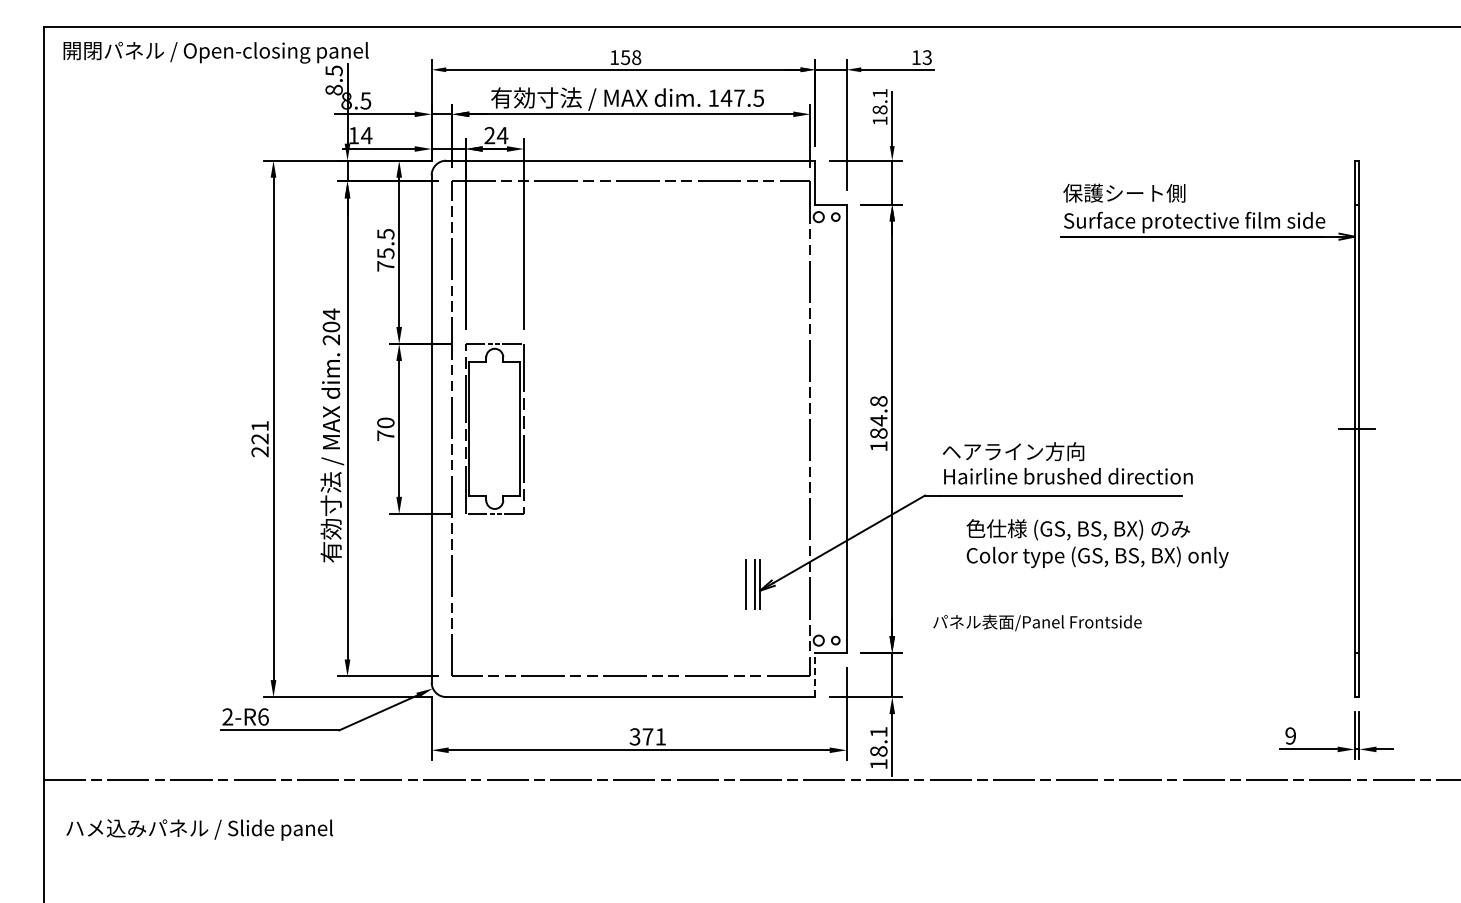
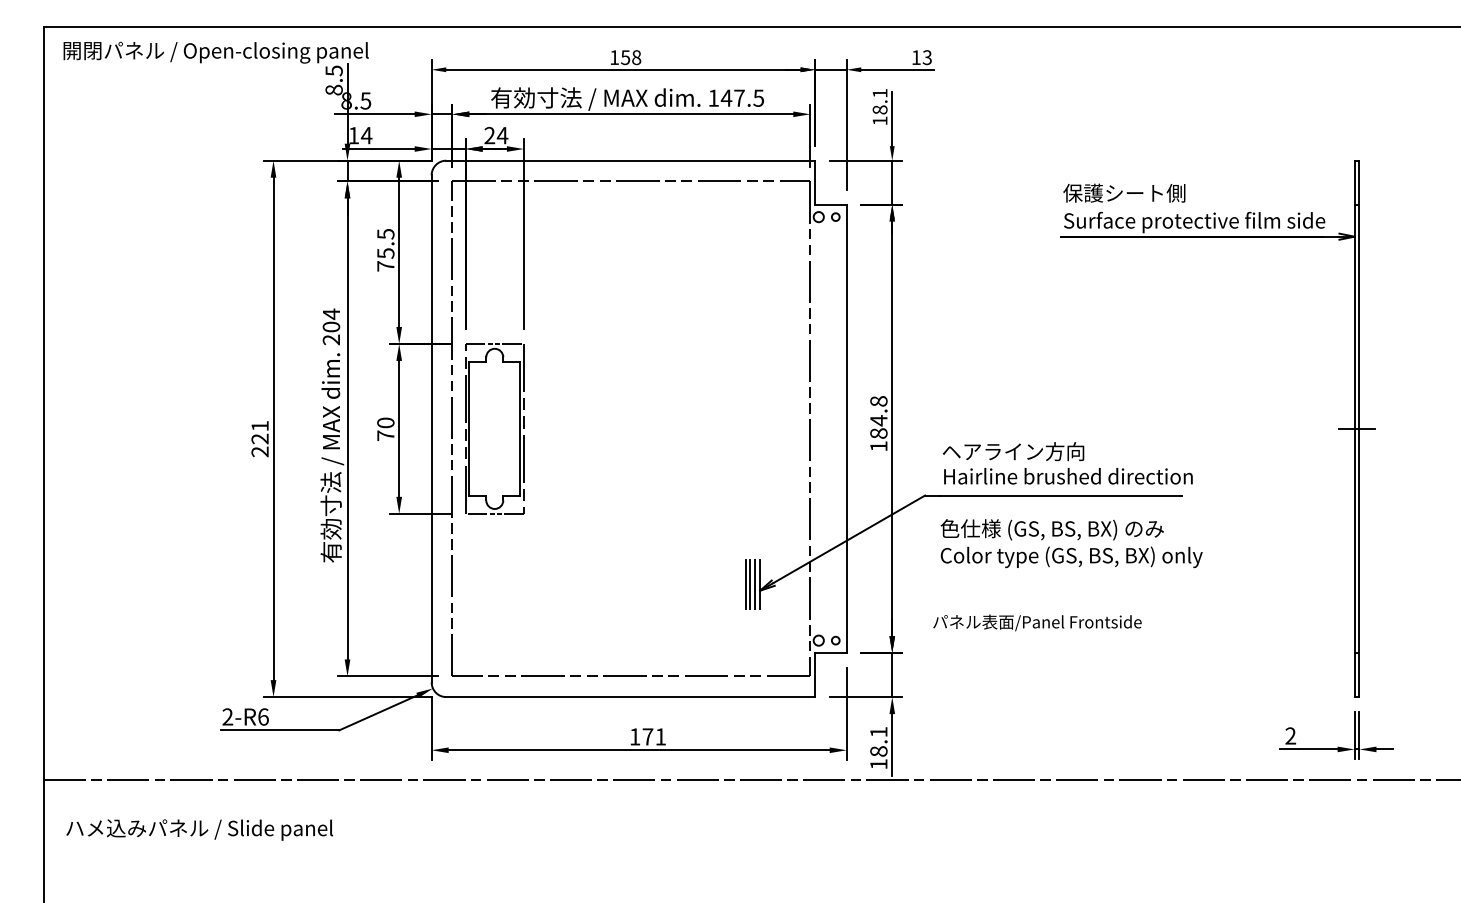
text position: (1097, 543) -> (1071, 543) (1071, 543)
line: none -> present (750, 584)
line: dashed -> solid (815, 675)
text: 9 -> 2 (1290, 735)
text: 371 -> 171 (634, 736)
